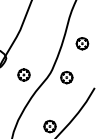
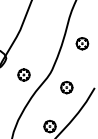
part position: (66, 77) -> (66, 87) (66, 87)
